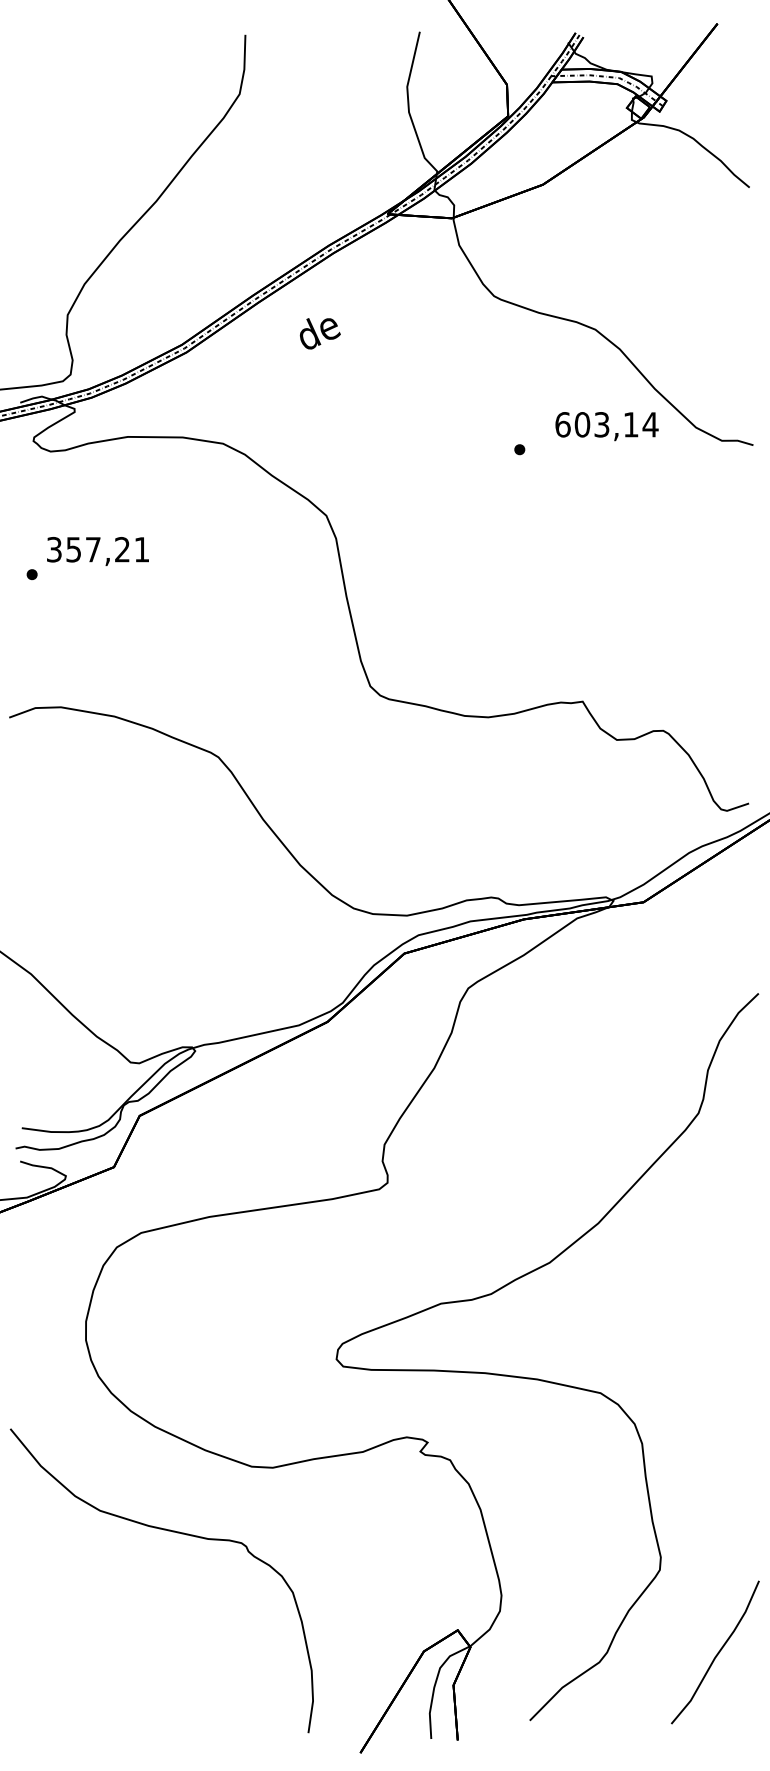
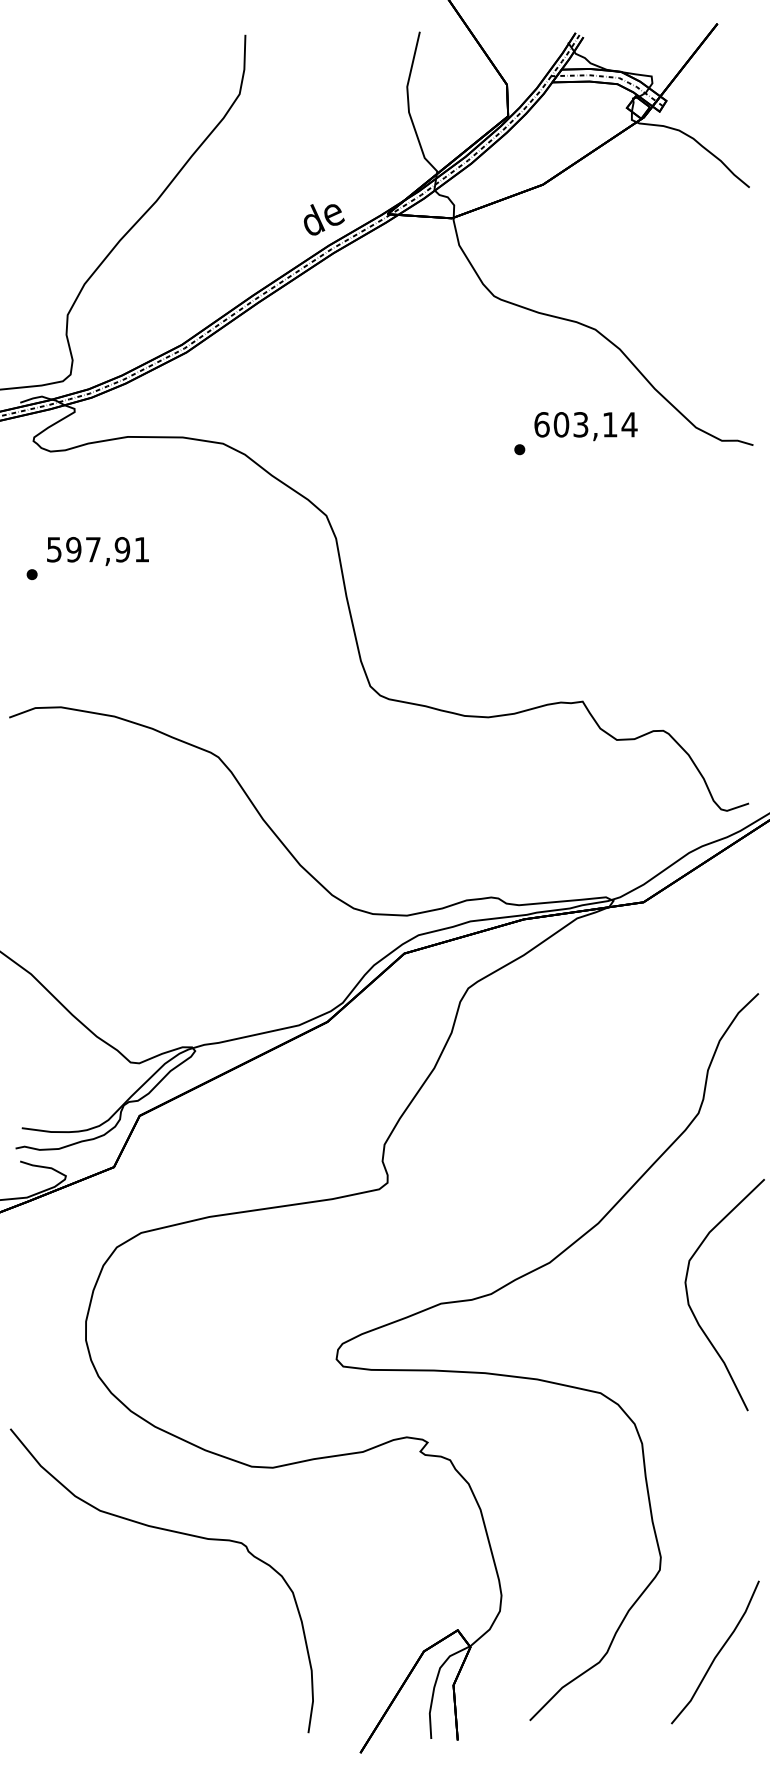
text position: (319, 333) -> (323, 219) (323, 219)
text position: (606, 426) -> (585, 426) (585, 426)
text: 357,21 -> 597,91 (88, 549)
curve: none -> present (693, 1311)
